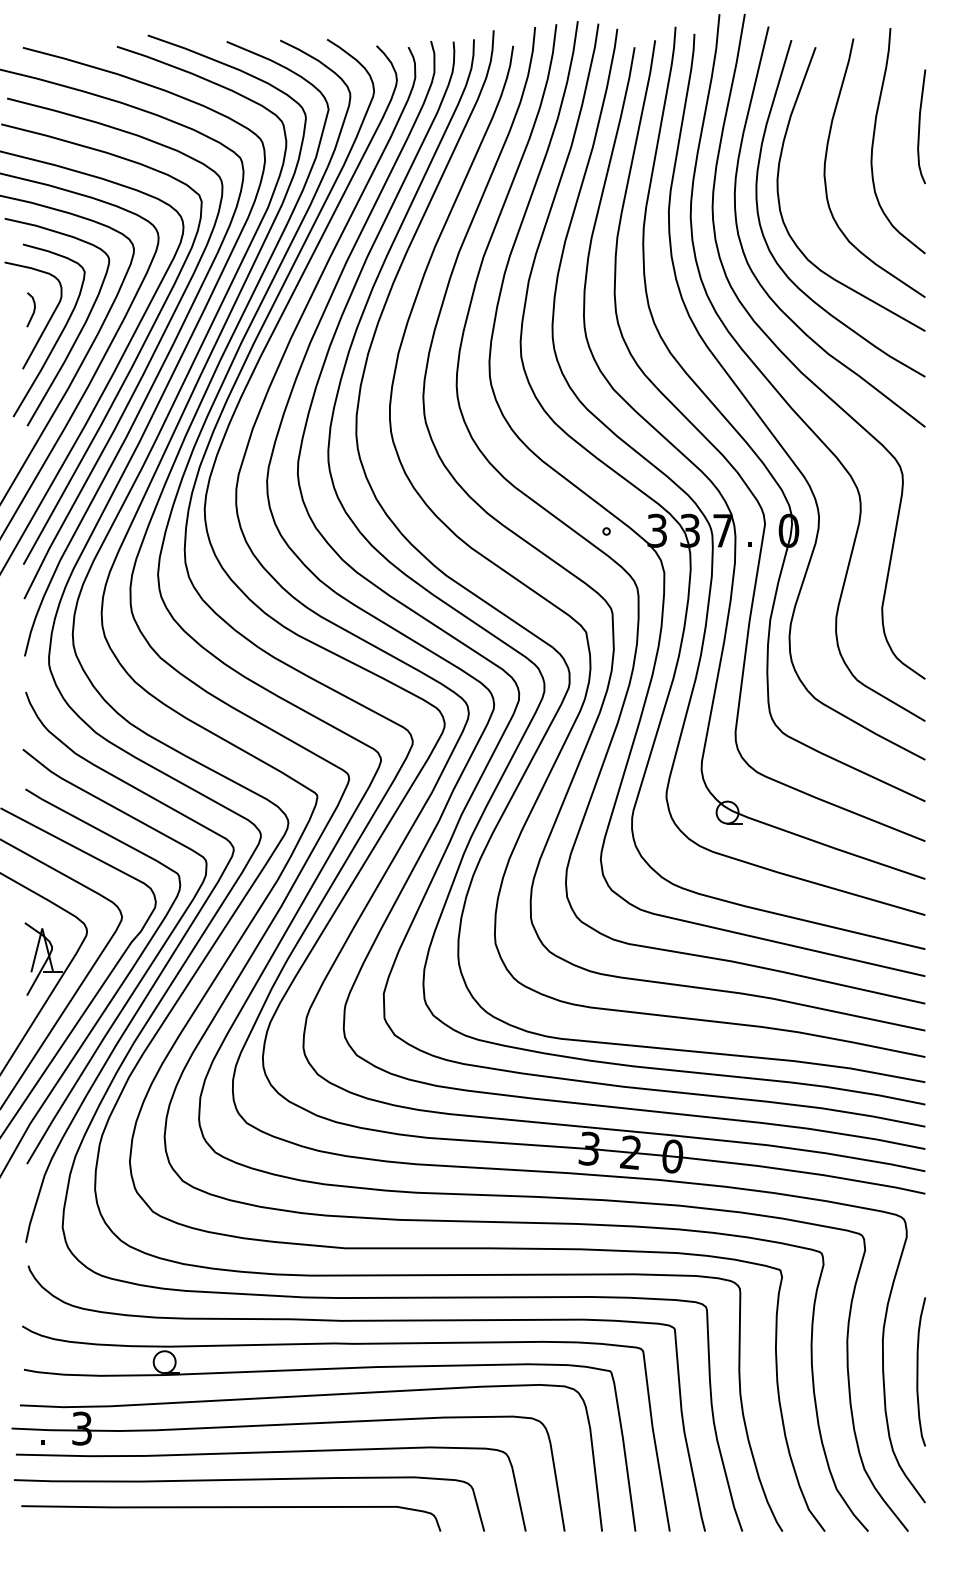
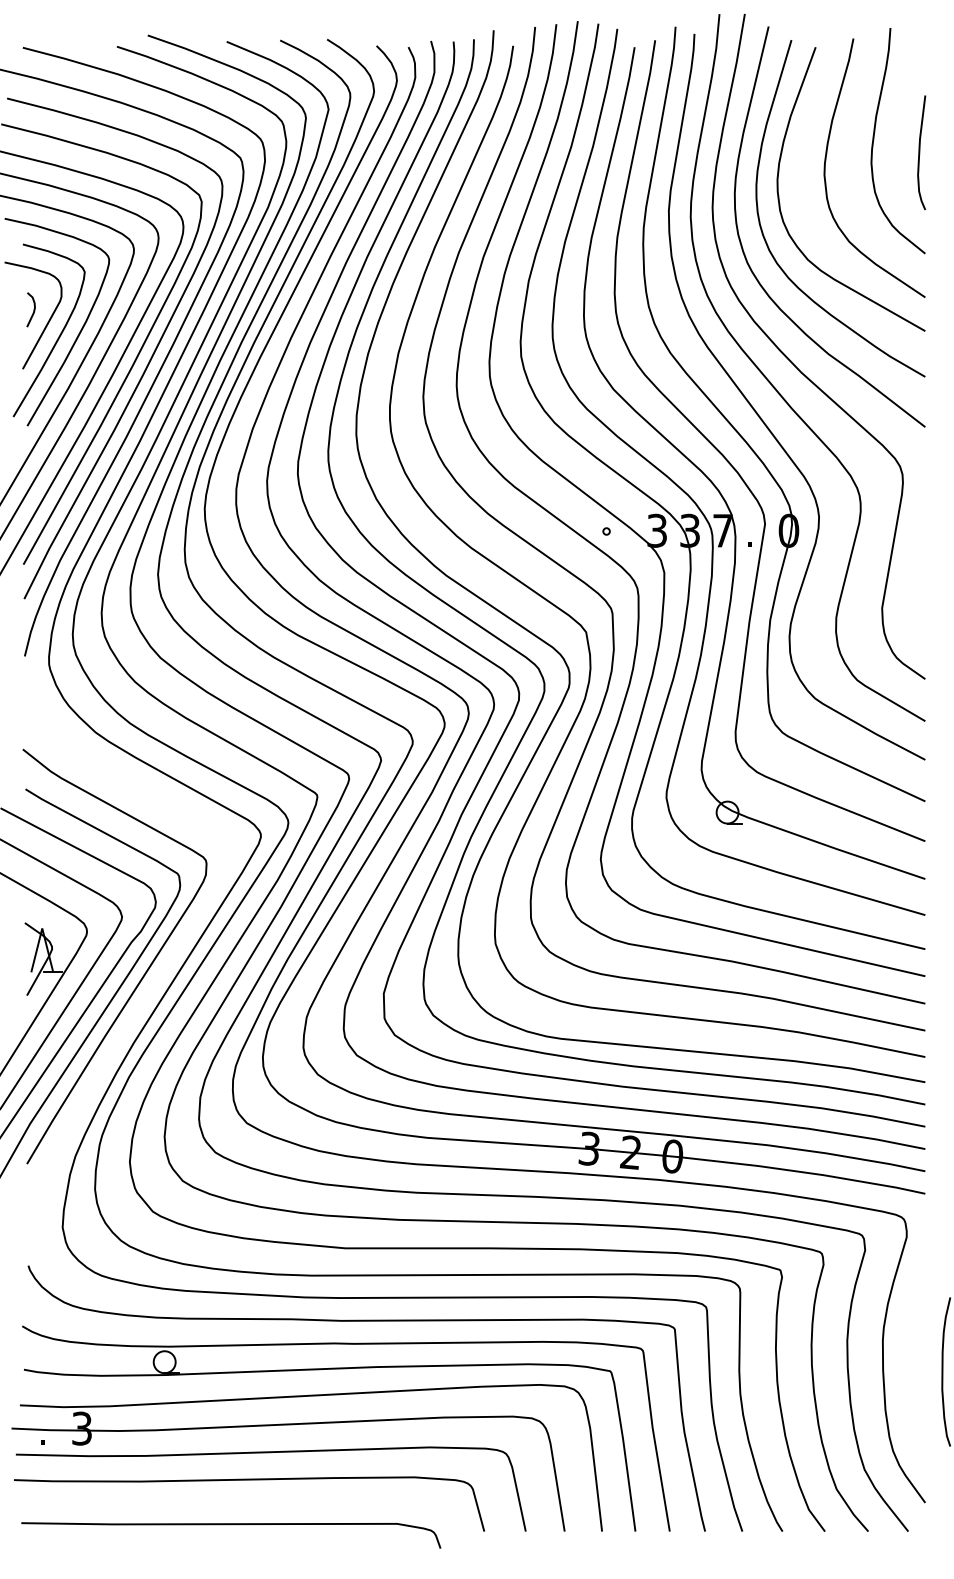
curve position: (920, 126) -> (920, 152) (920, 152)
curve: present -> none (154, 981)
curve position: (918, 1371) -> (943, 1371) (943, 1371)
curve position: (231, 1508) -> (231, 1525) (231, 1525)
